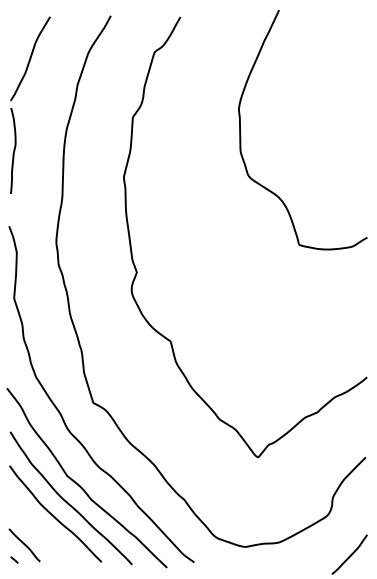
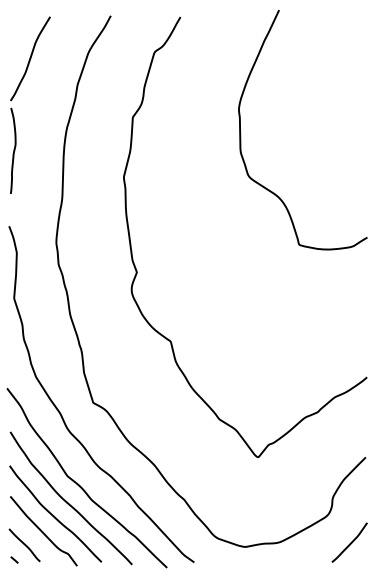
curve: none -> present (43, 531)
curve position: (350, 554) -> (350, 542) (350, 542)
